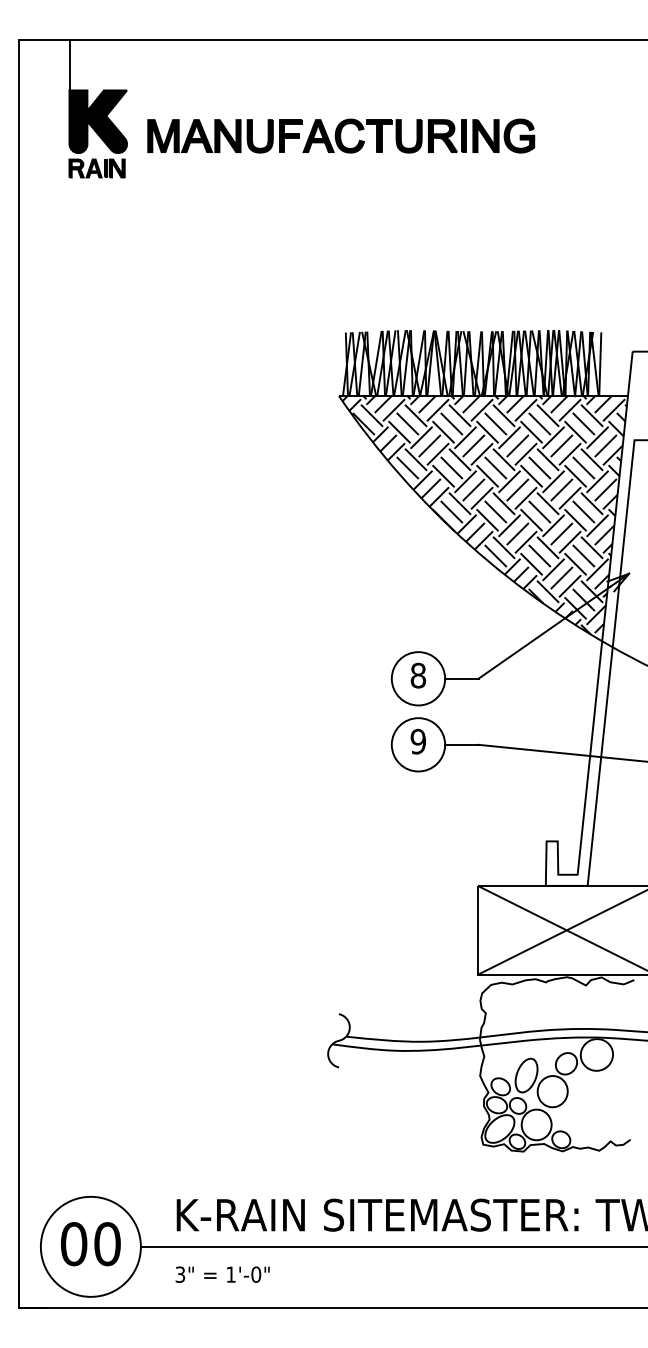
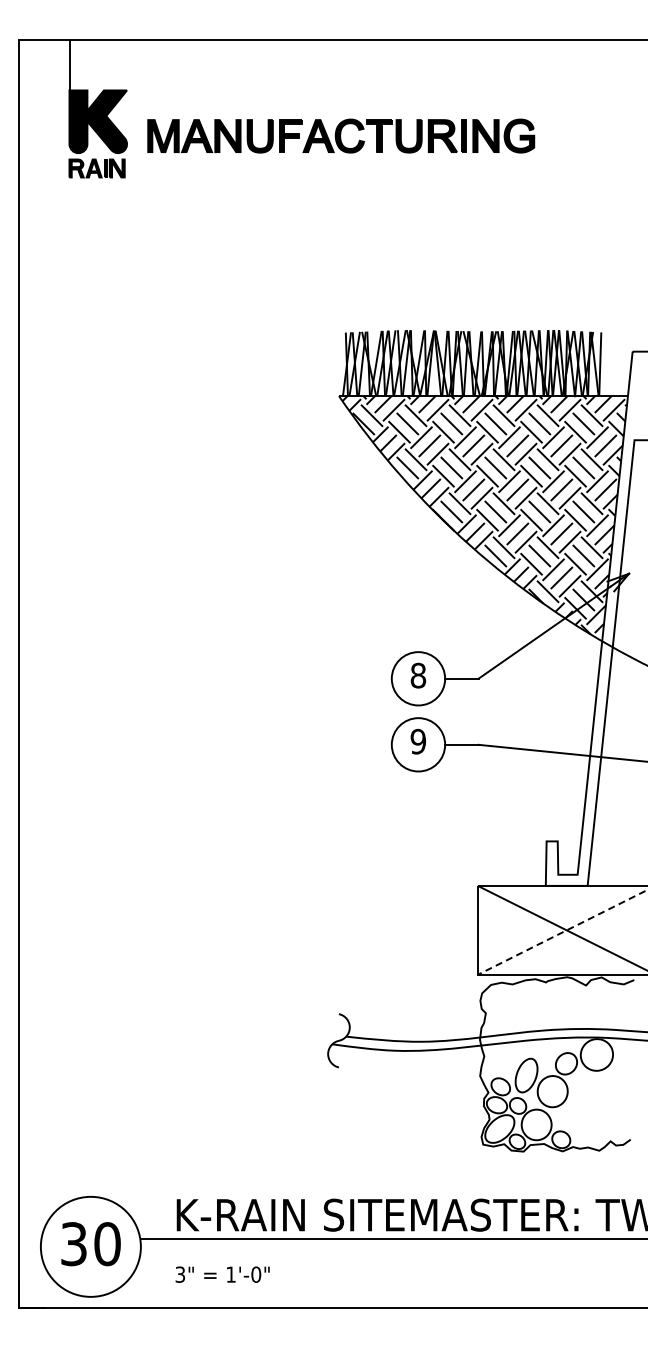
line: solid -> dashed (562, 932)
text: 00 -> 30 (73, 1244)
line position: (392, 1246) -> (392, 1238) (392, 1238)
